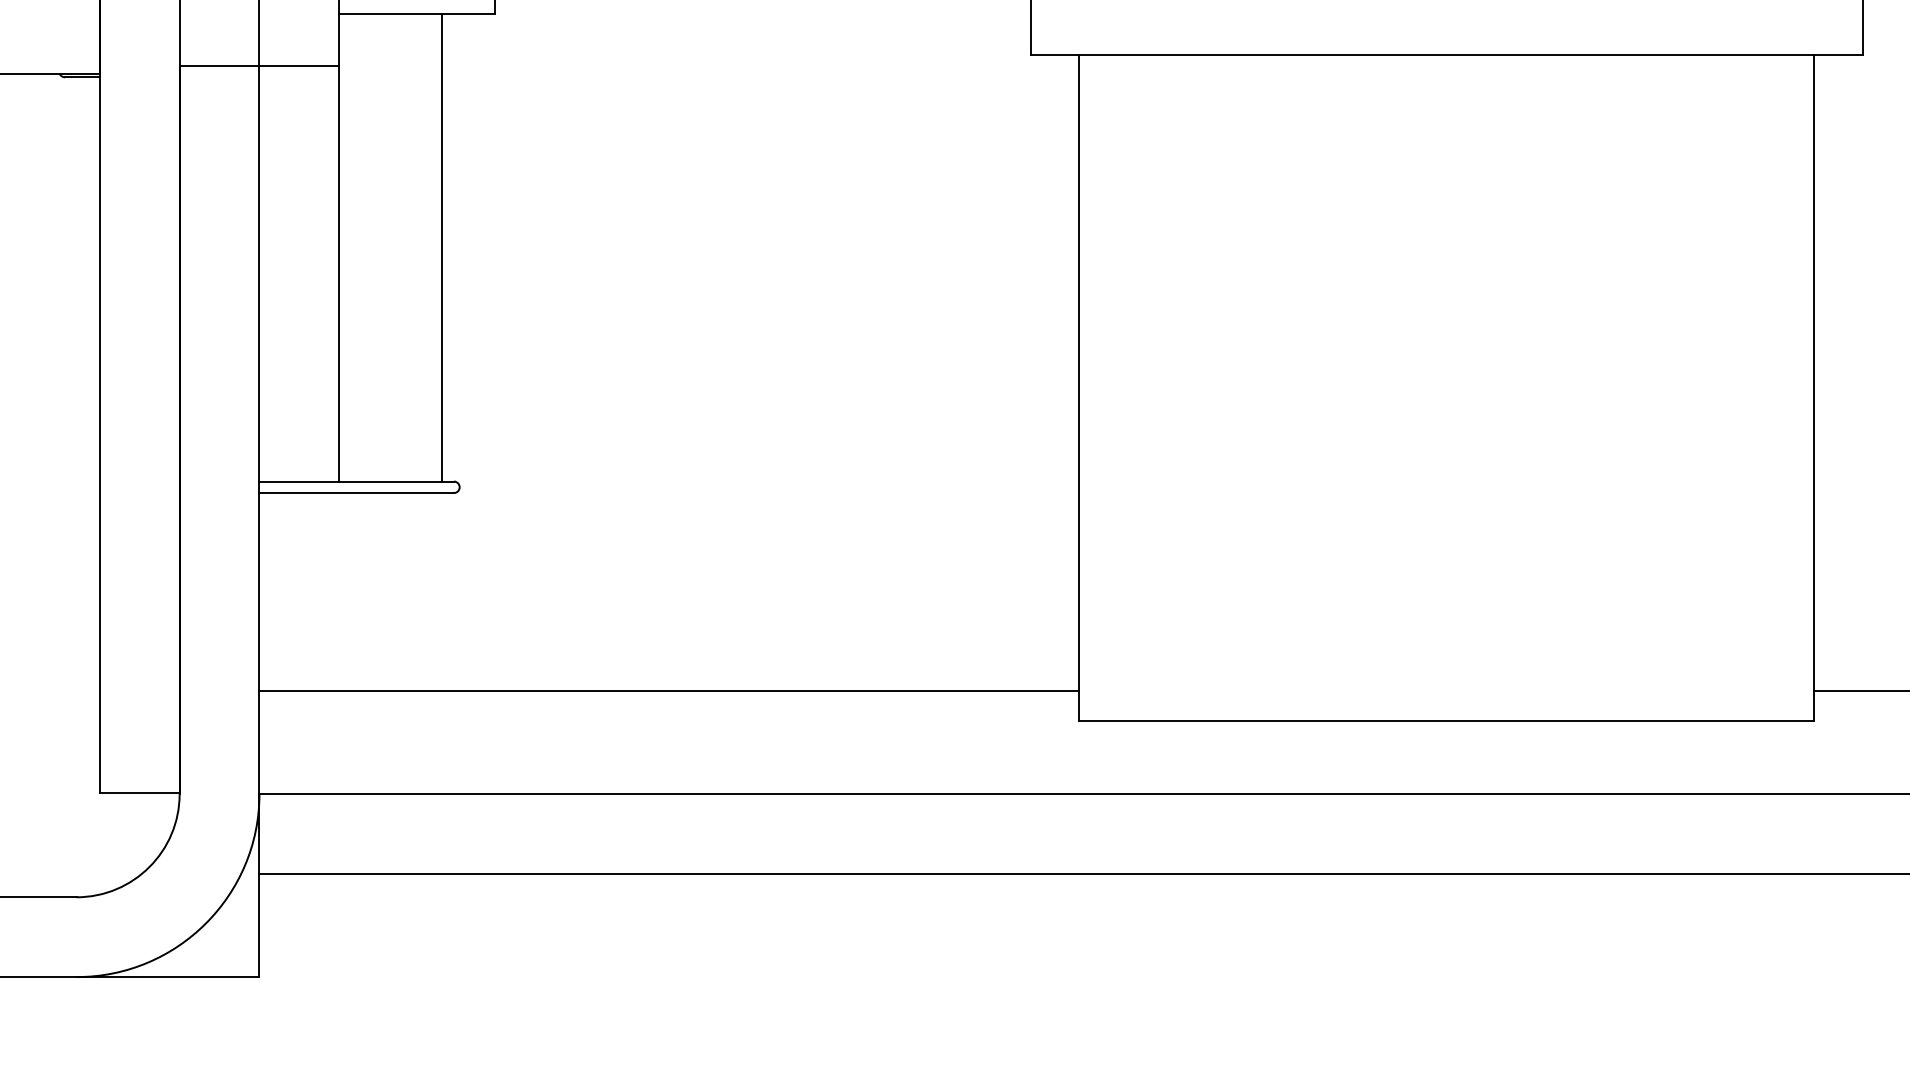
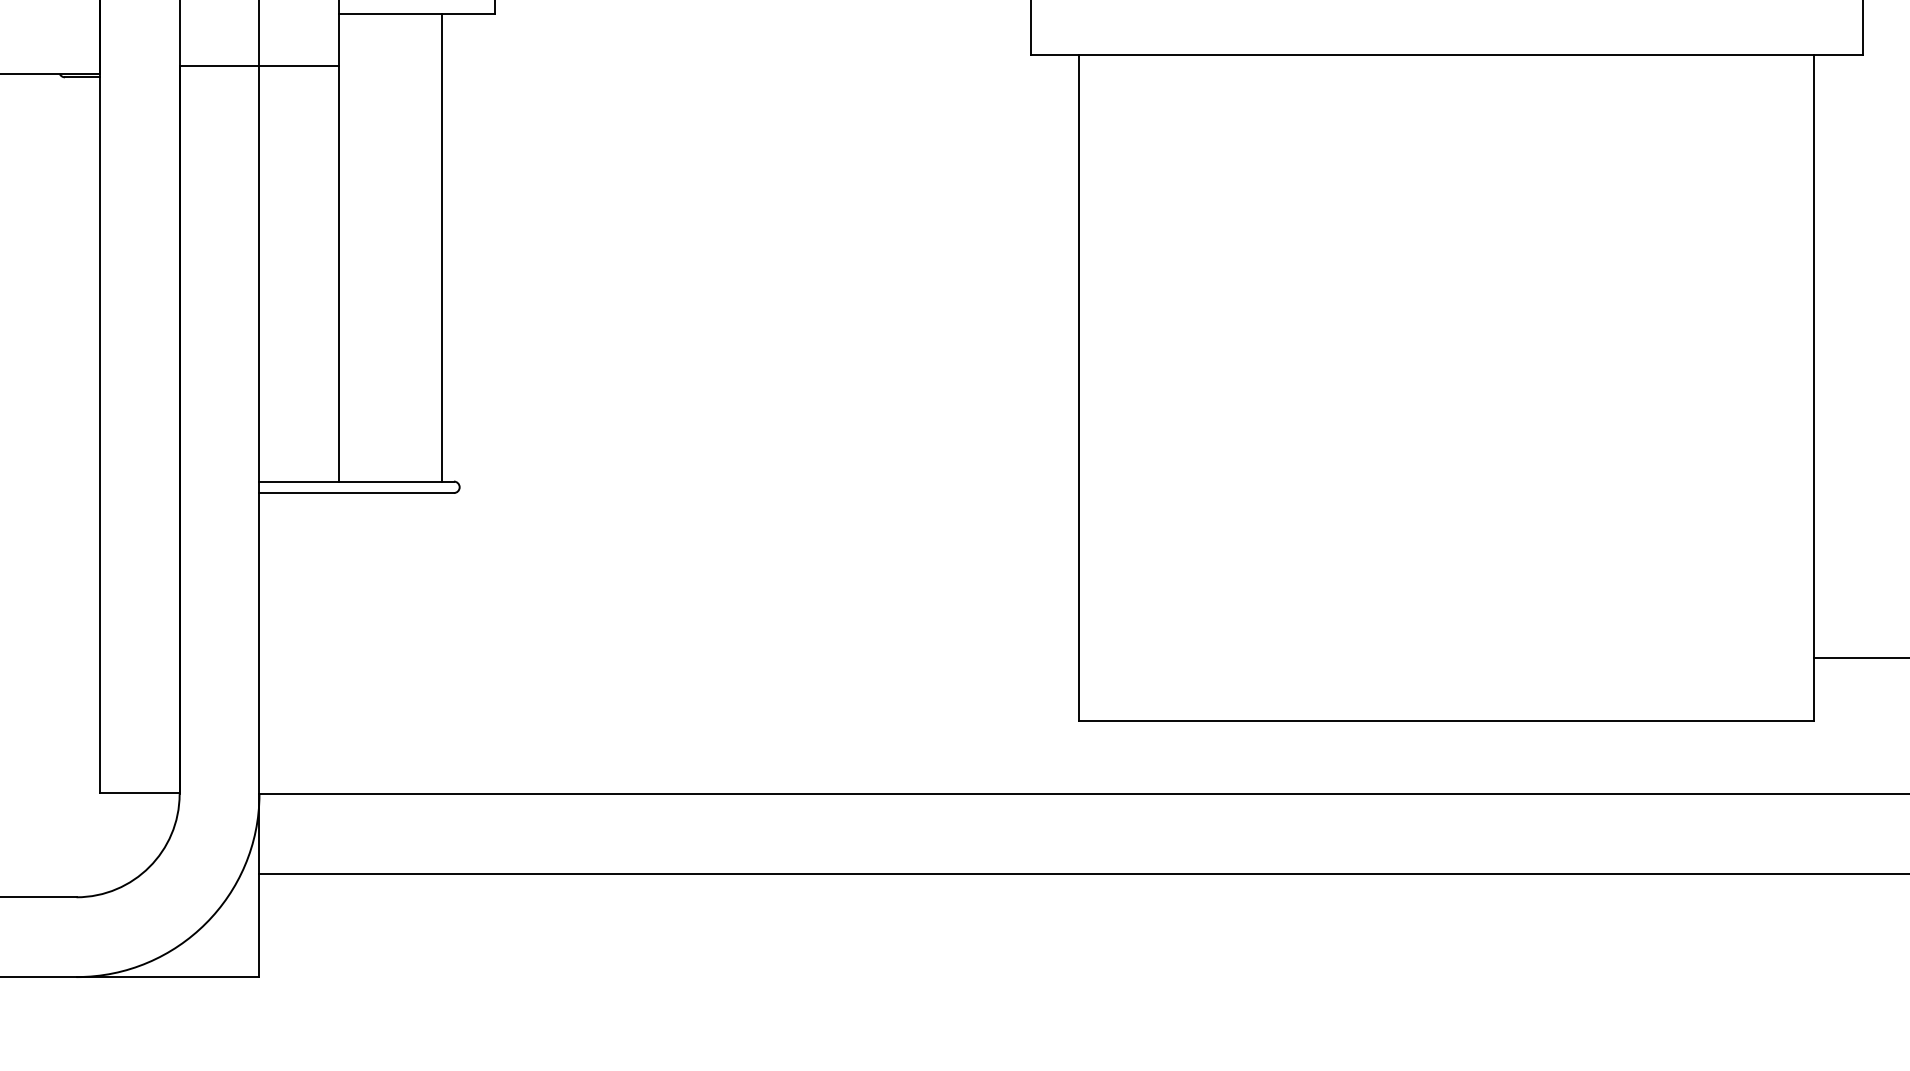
line: present -> none (669, 691)
line position: (1860, 691) -> (1860, 658) (1860, 658)
